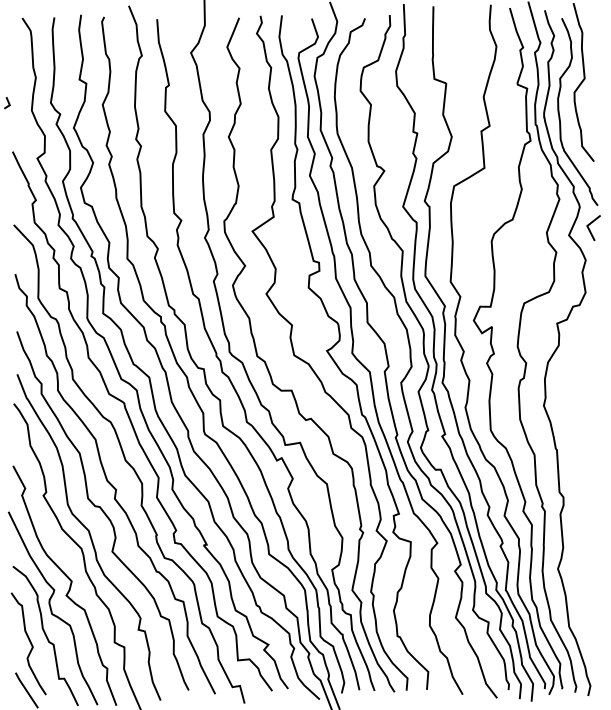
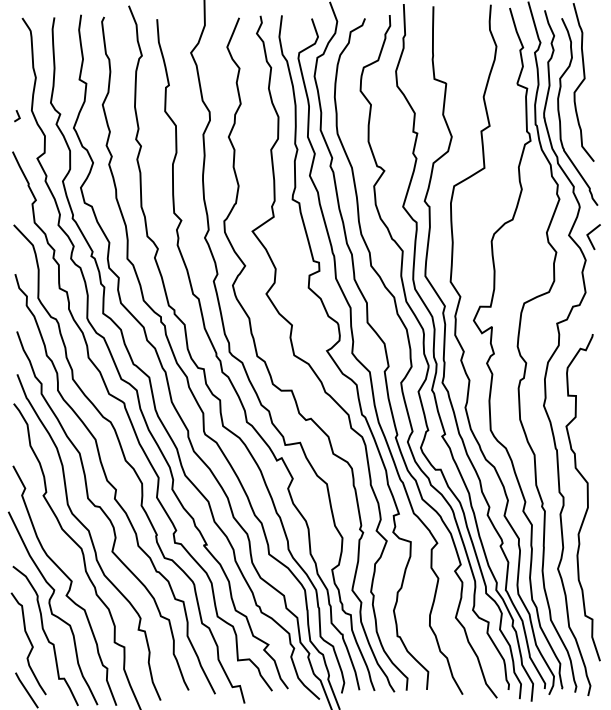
line position: (7, 102) -> (17, 115) (17, 115)
line position: (590, 229) -> (590, 238) (590, 238)
curve: none -> present (586, 495)
